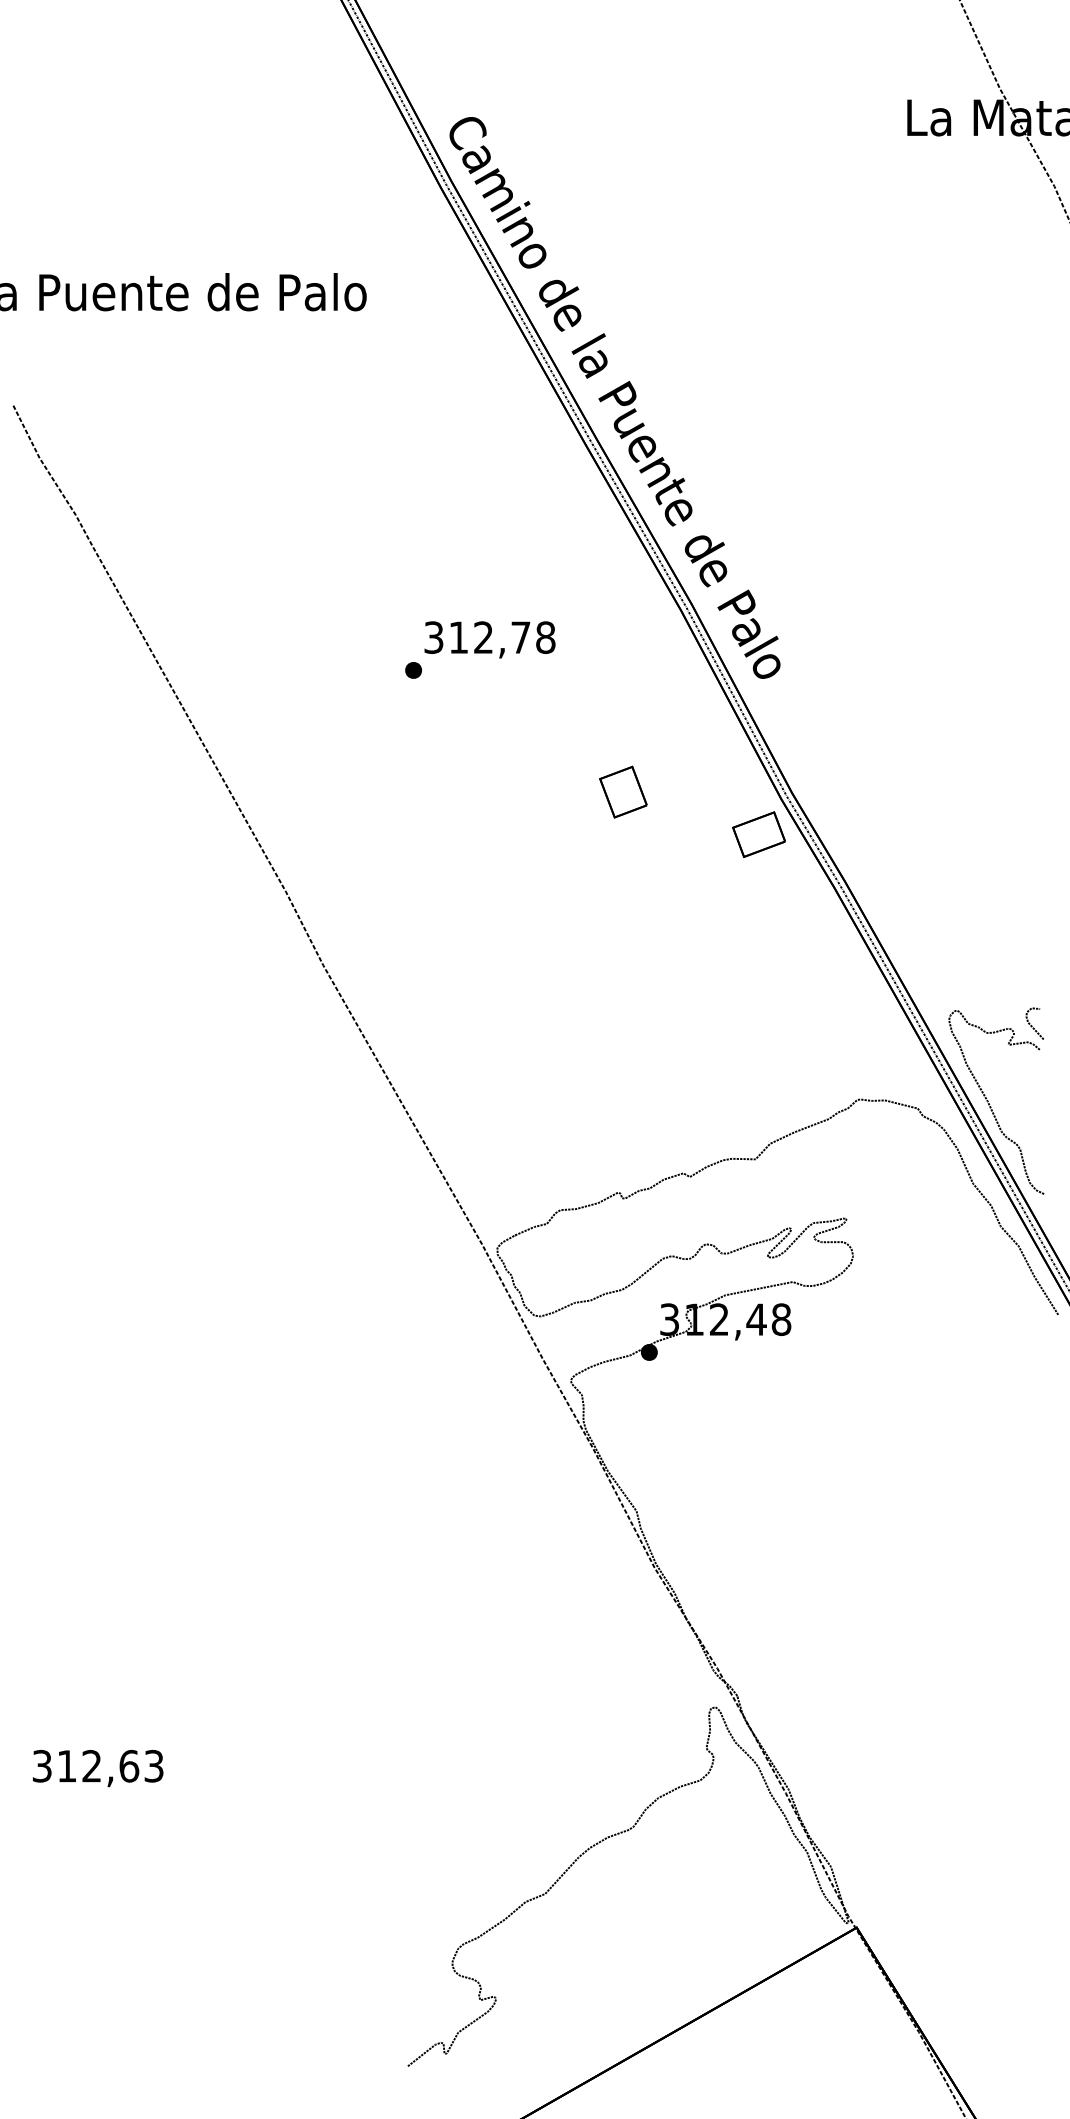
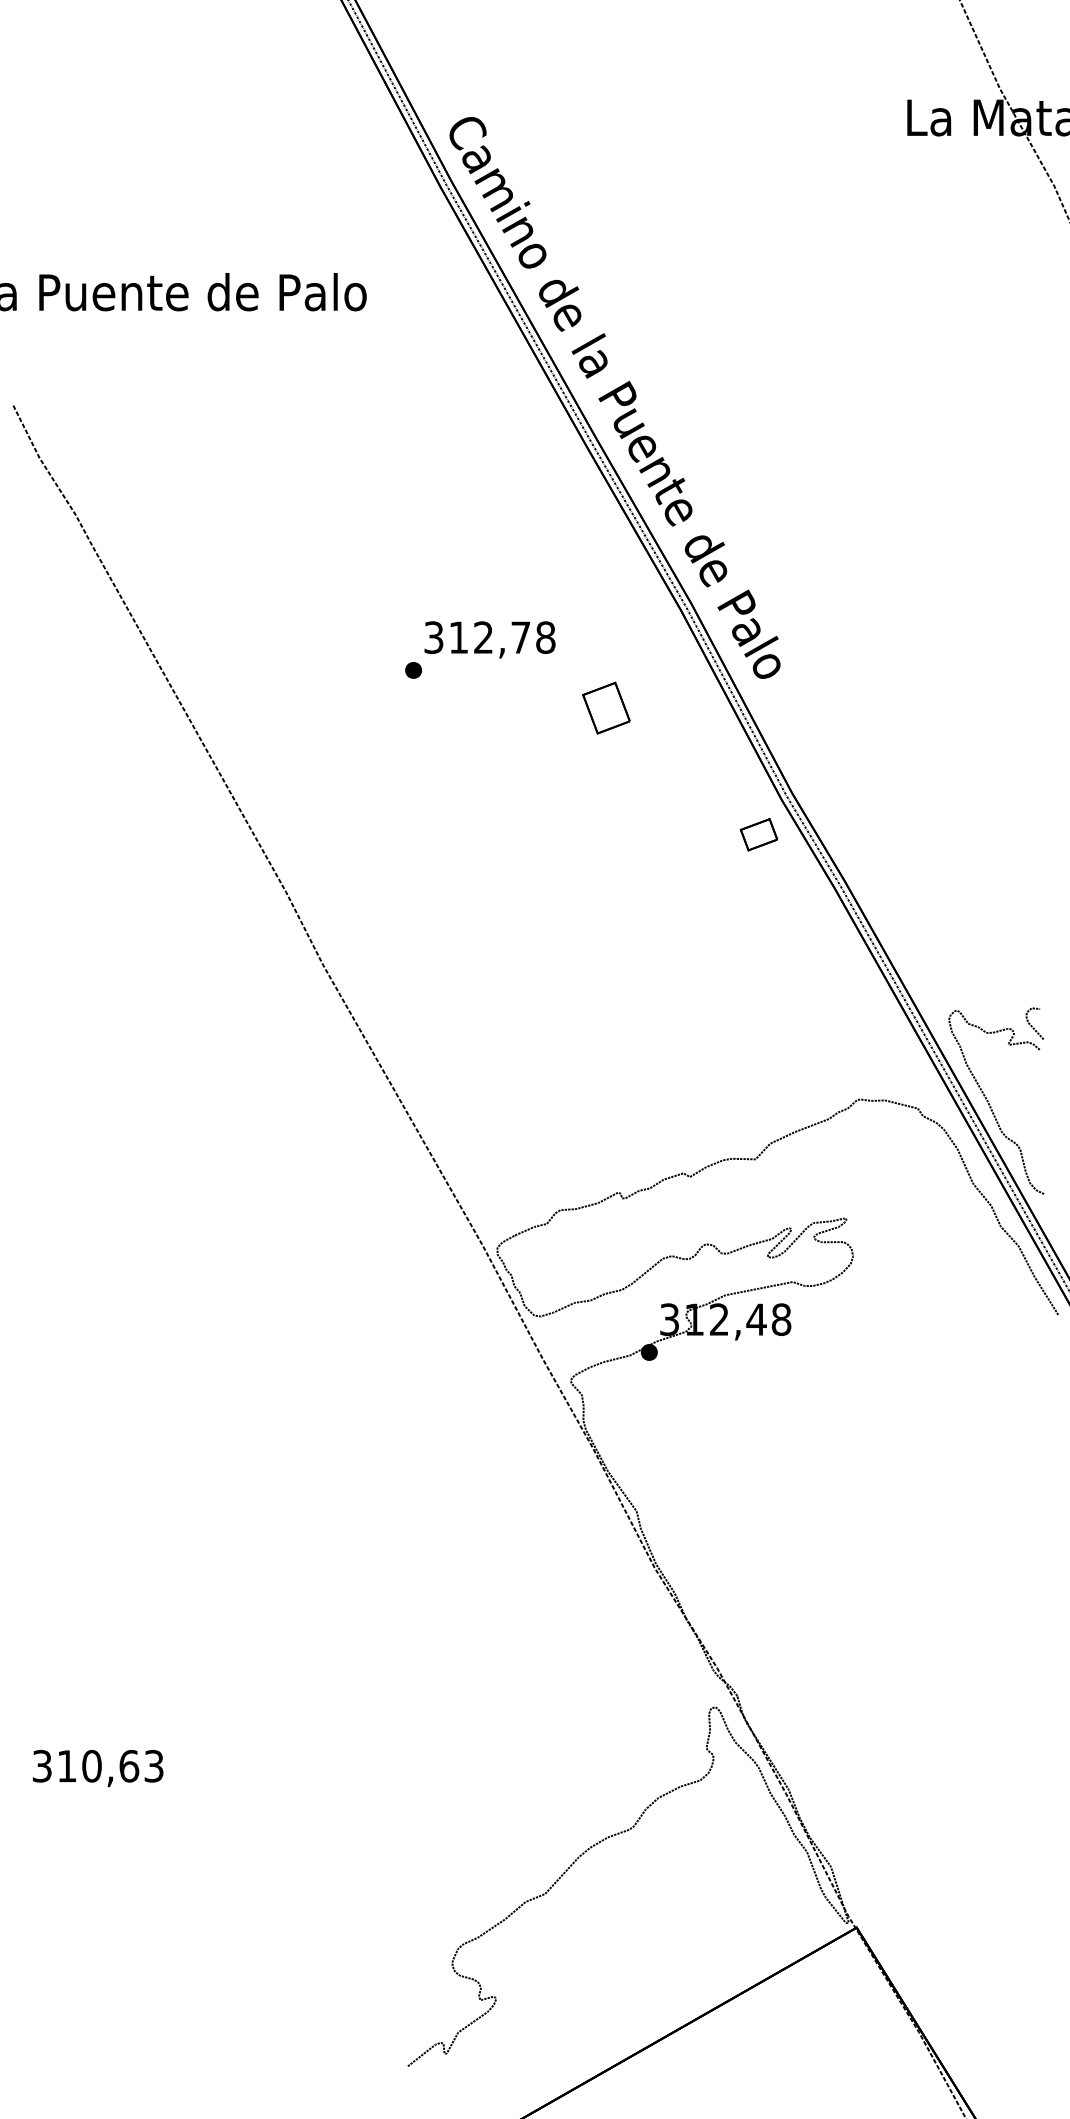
part position: (623, 791) -> (606, 707) (606, 707)
part size: 54x48 px -> 39x34 px (758, 834)
text: 312,63 -> 310,63 (91, 1766)
